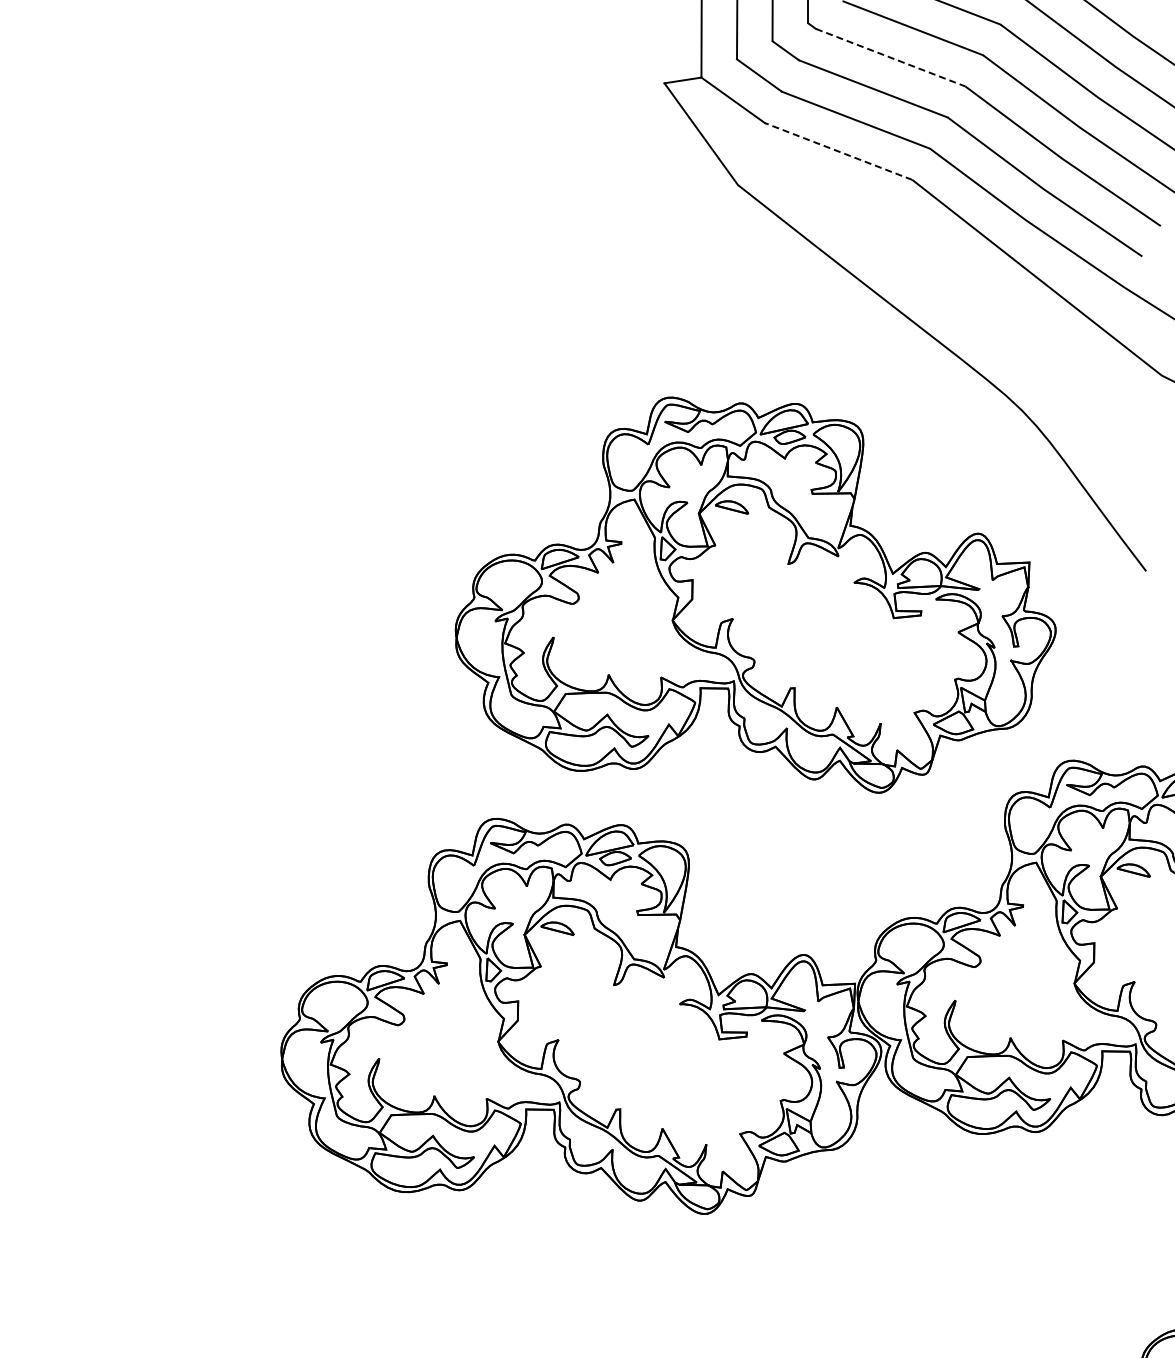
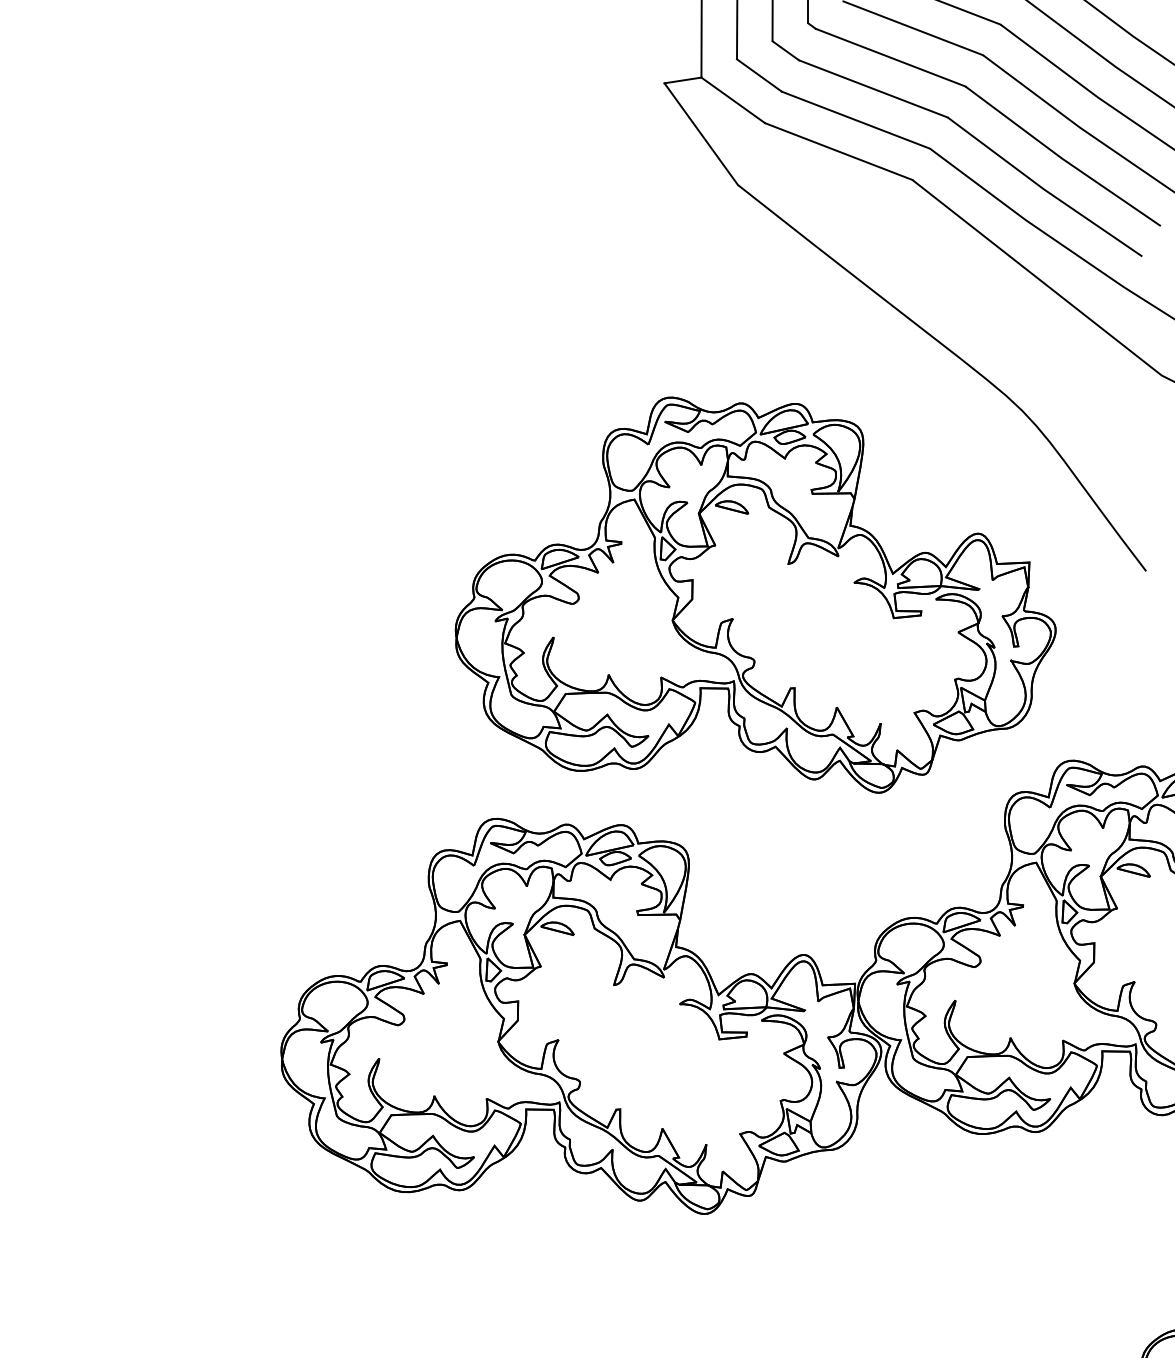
line: dashed -> solid (891, 57)
line: dashed -> solid (838, 151)
